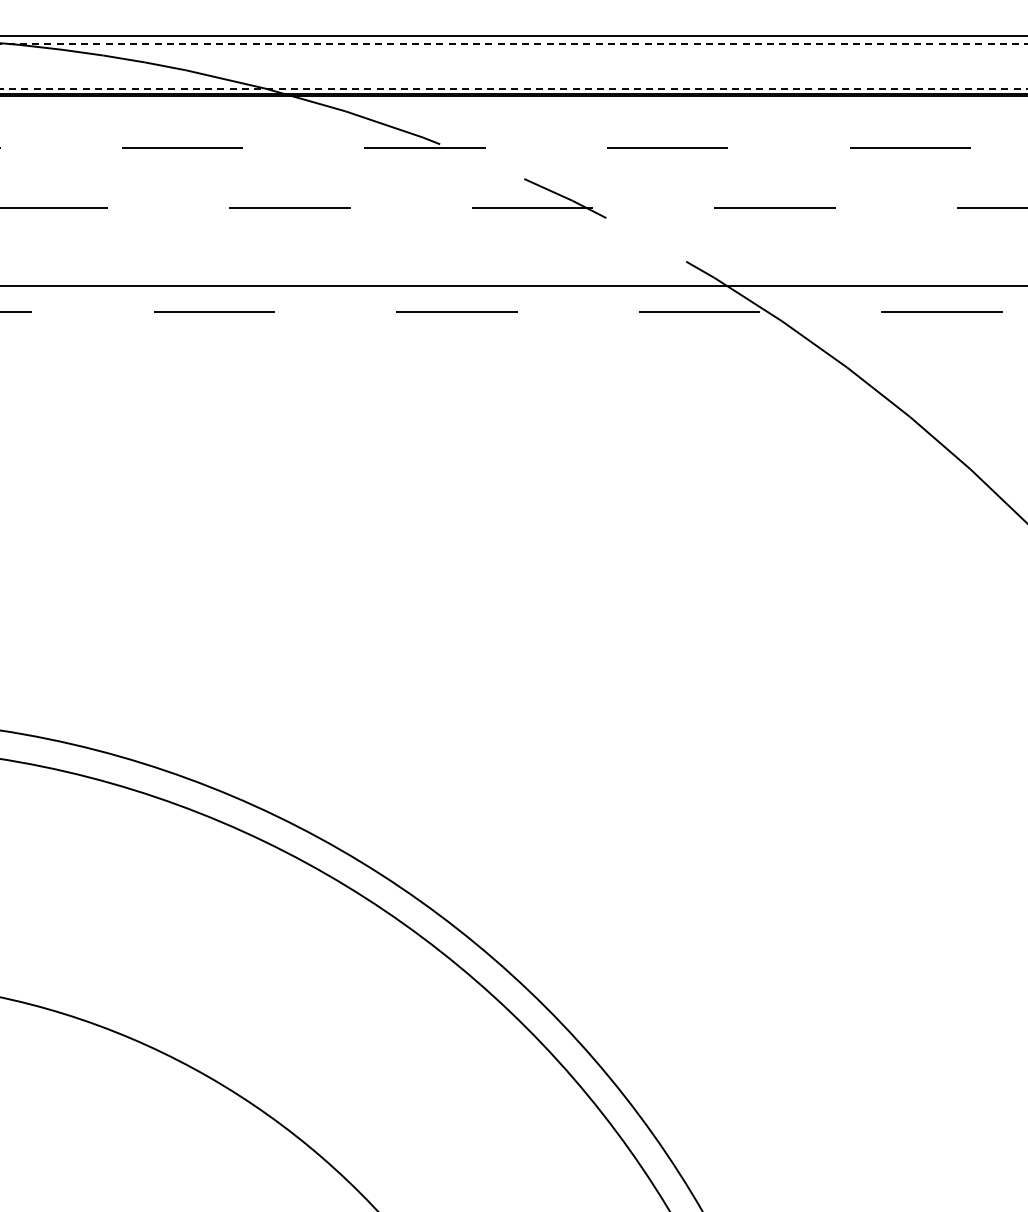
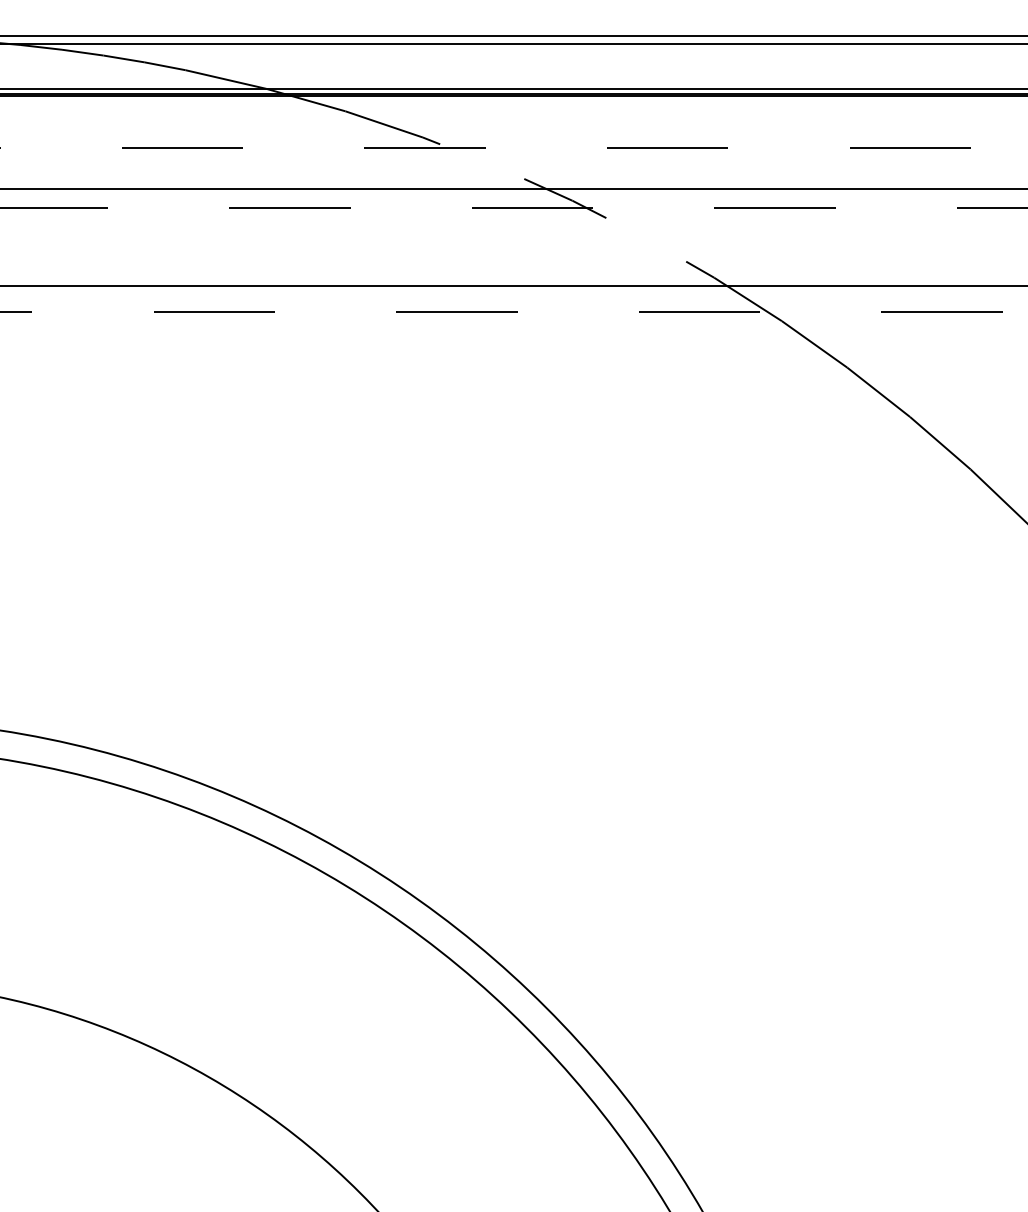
line: dashed -> solid (514, 44)
line: dashed -> solid (513, 88)
line: none -> present (513, 188)
